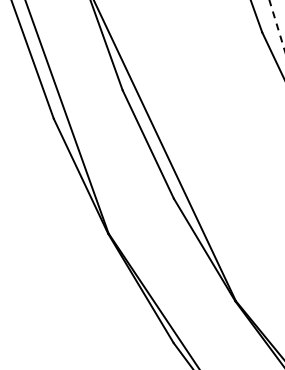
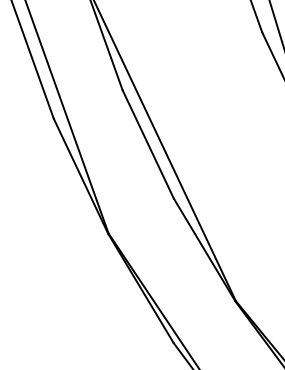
line: dashed -> solid (276, 24)
